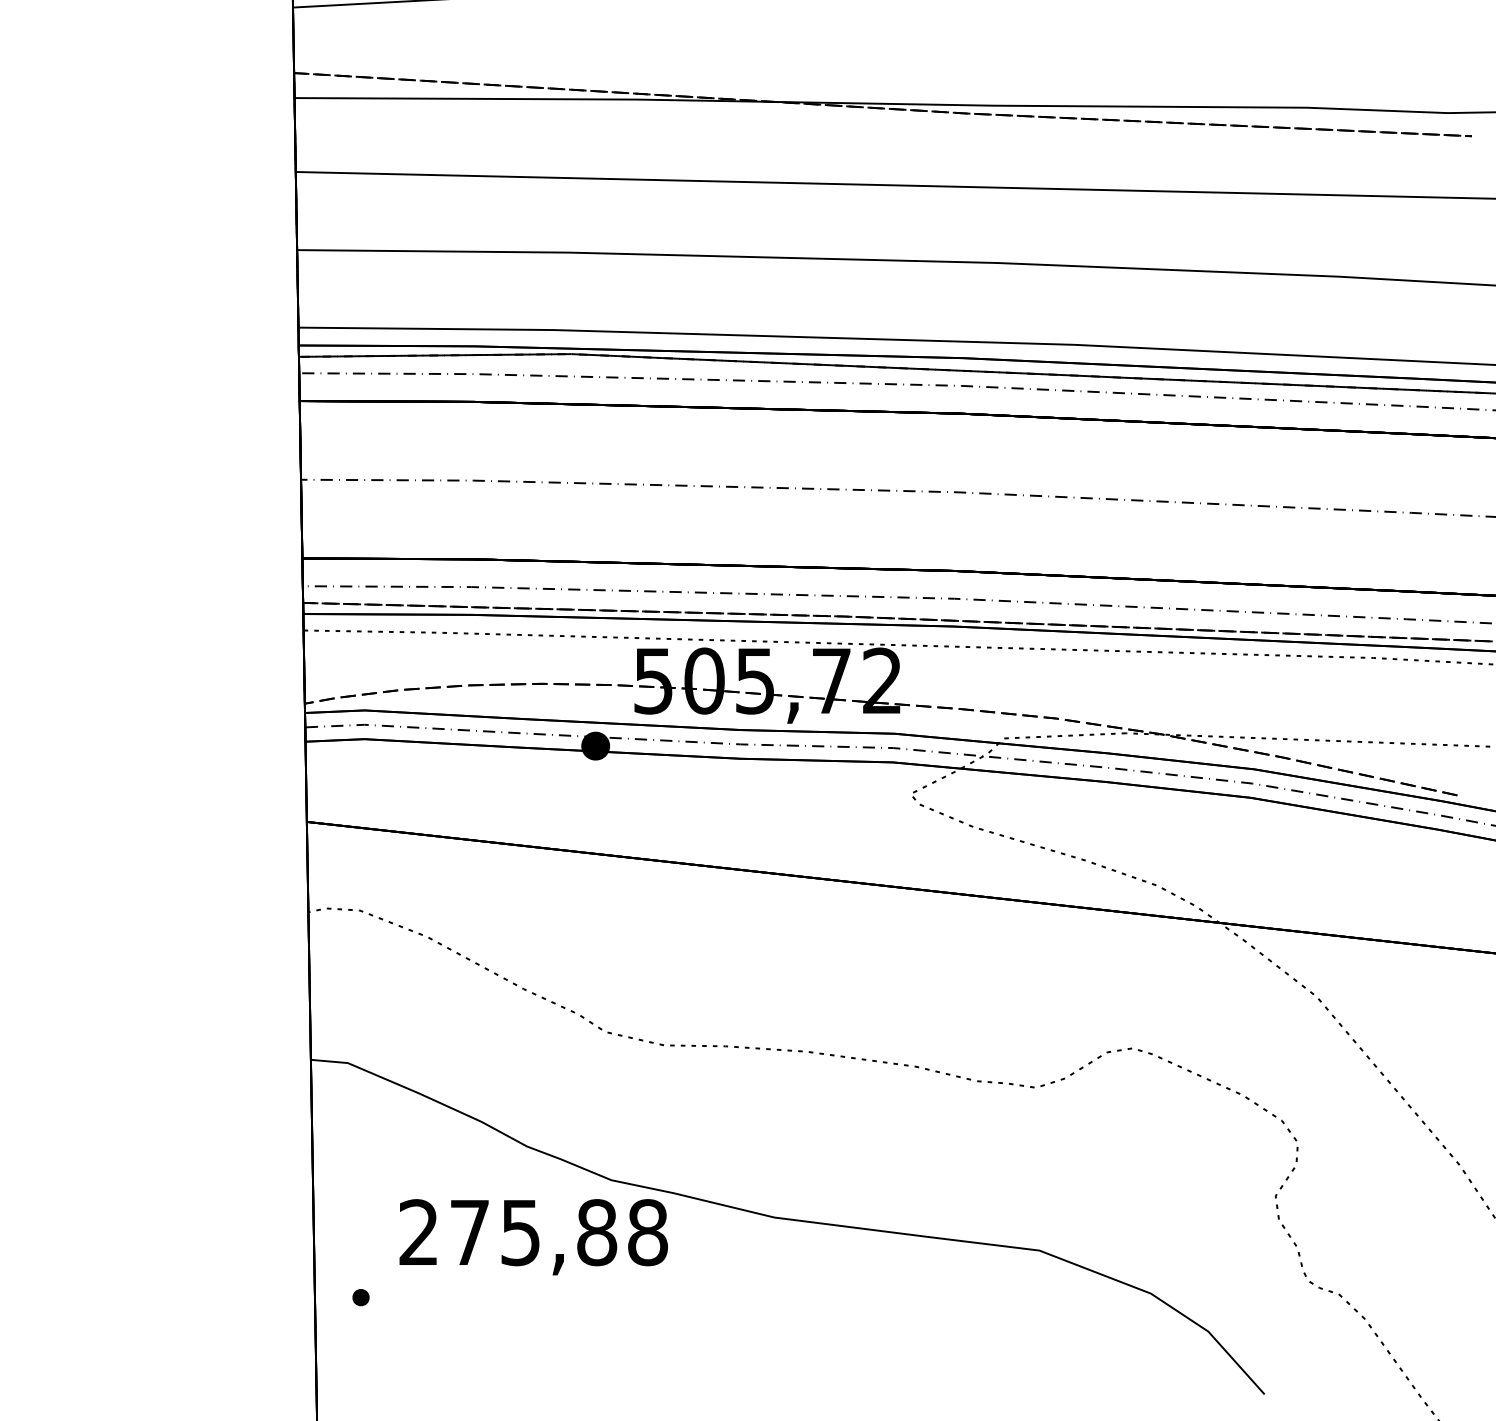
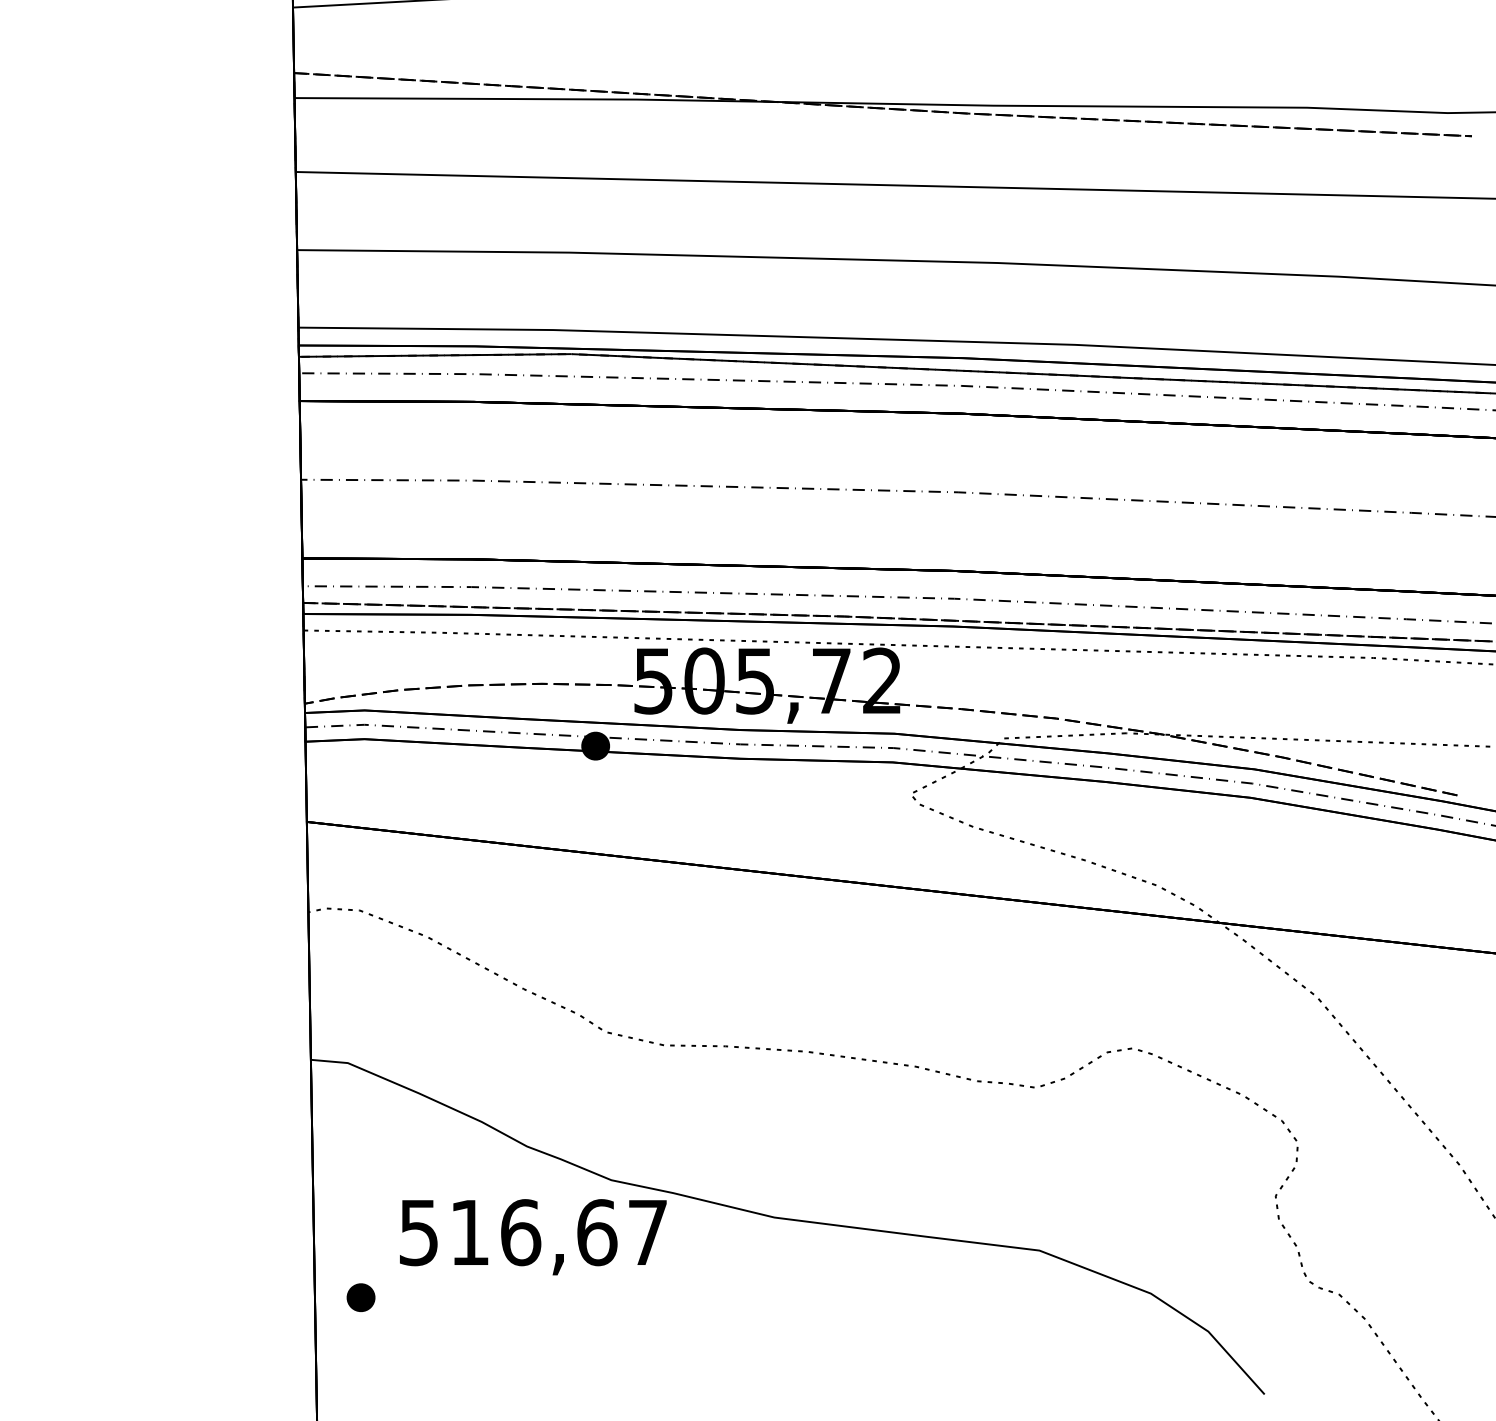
text: 275,88 -> 516,67 (533, 1232)
part size: 18x18 px -> 30x29 px (360, 1297)
